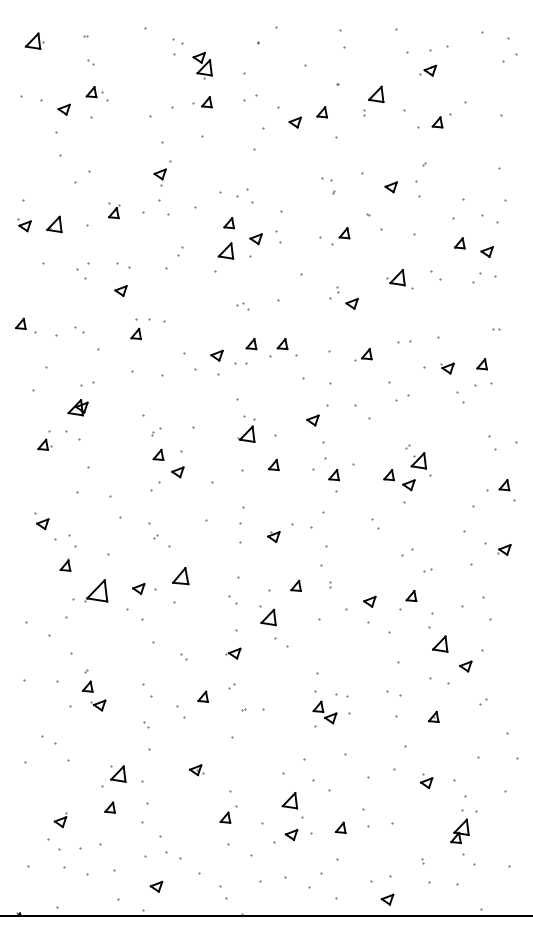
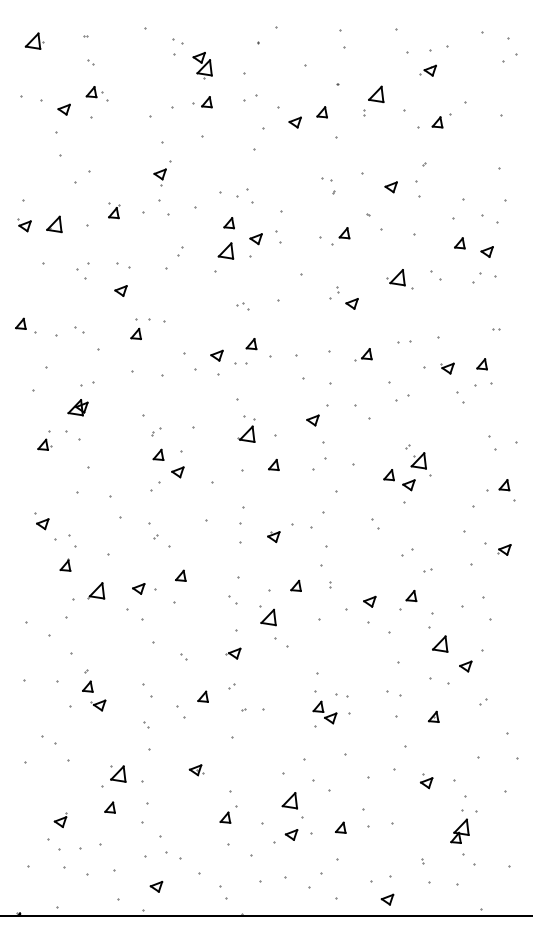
part: present -> none (282, 344)
part: present -> none (333, 475)
part size: 18x19 px -> 12x13 px (180, 575)
part size: 25x24 px -> 19x18 px (96, 590)
